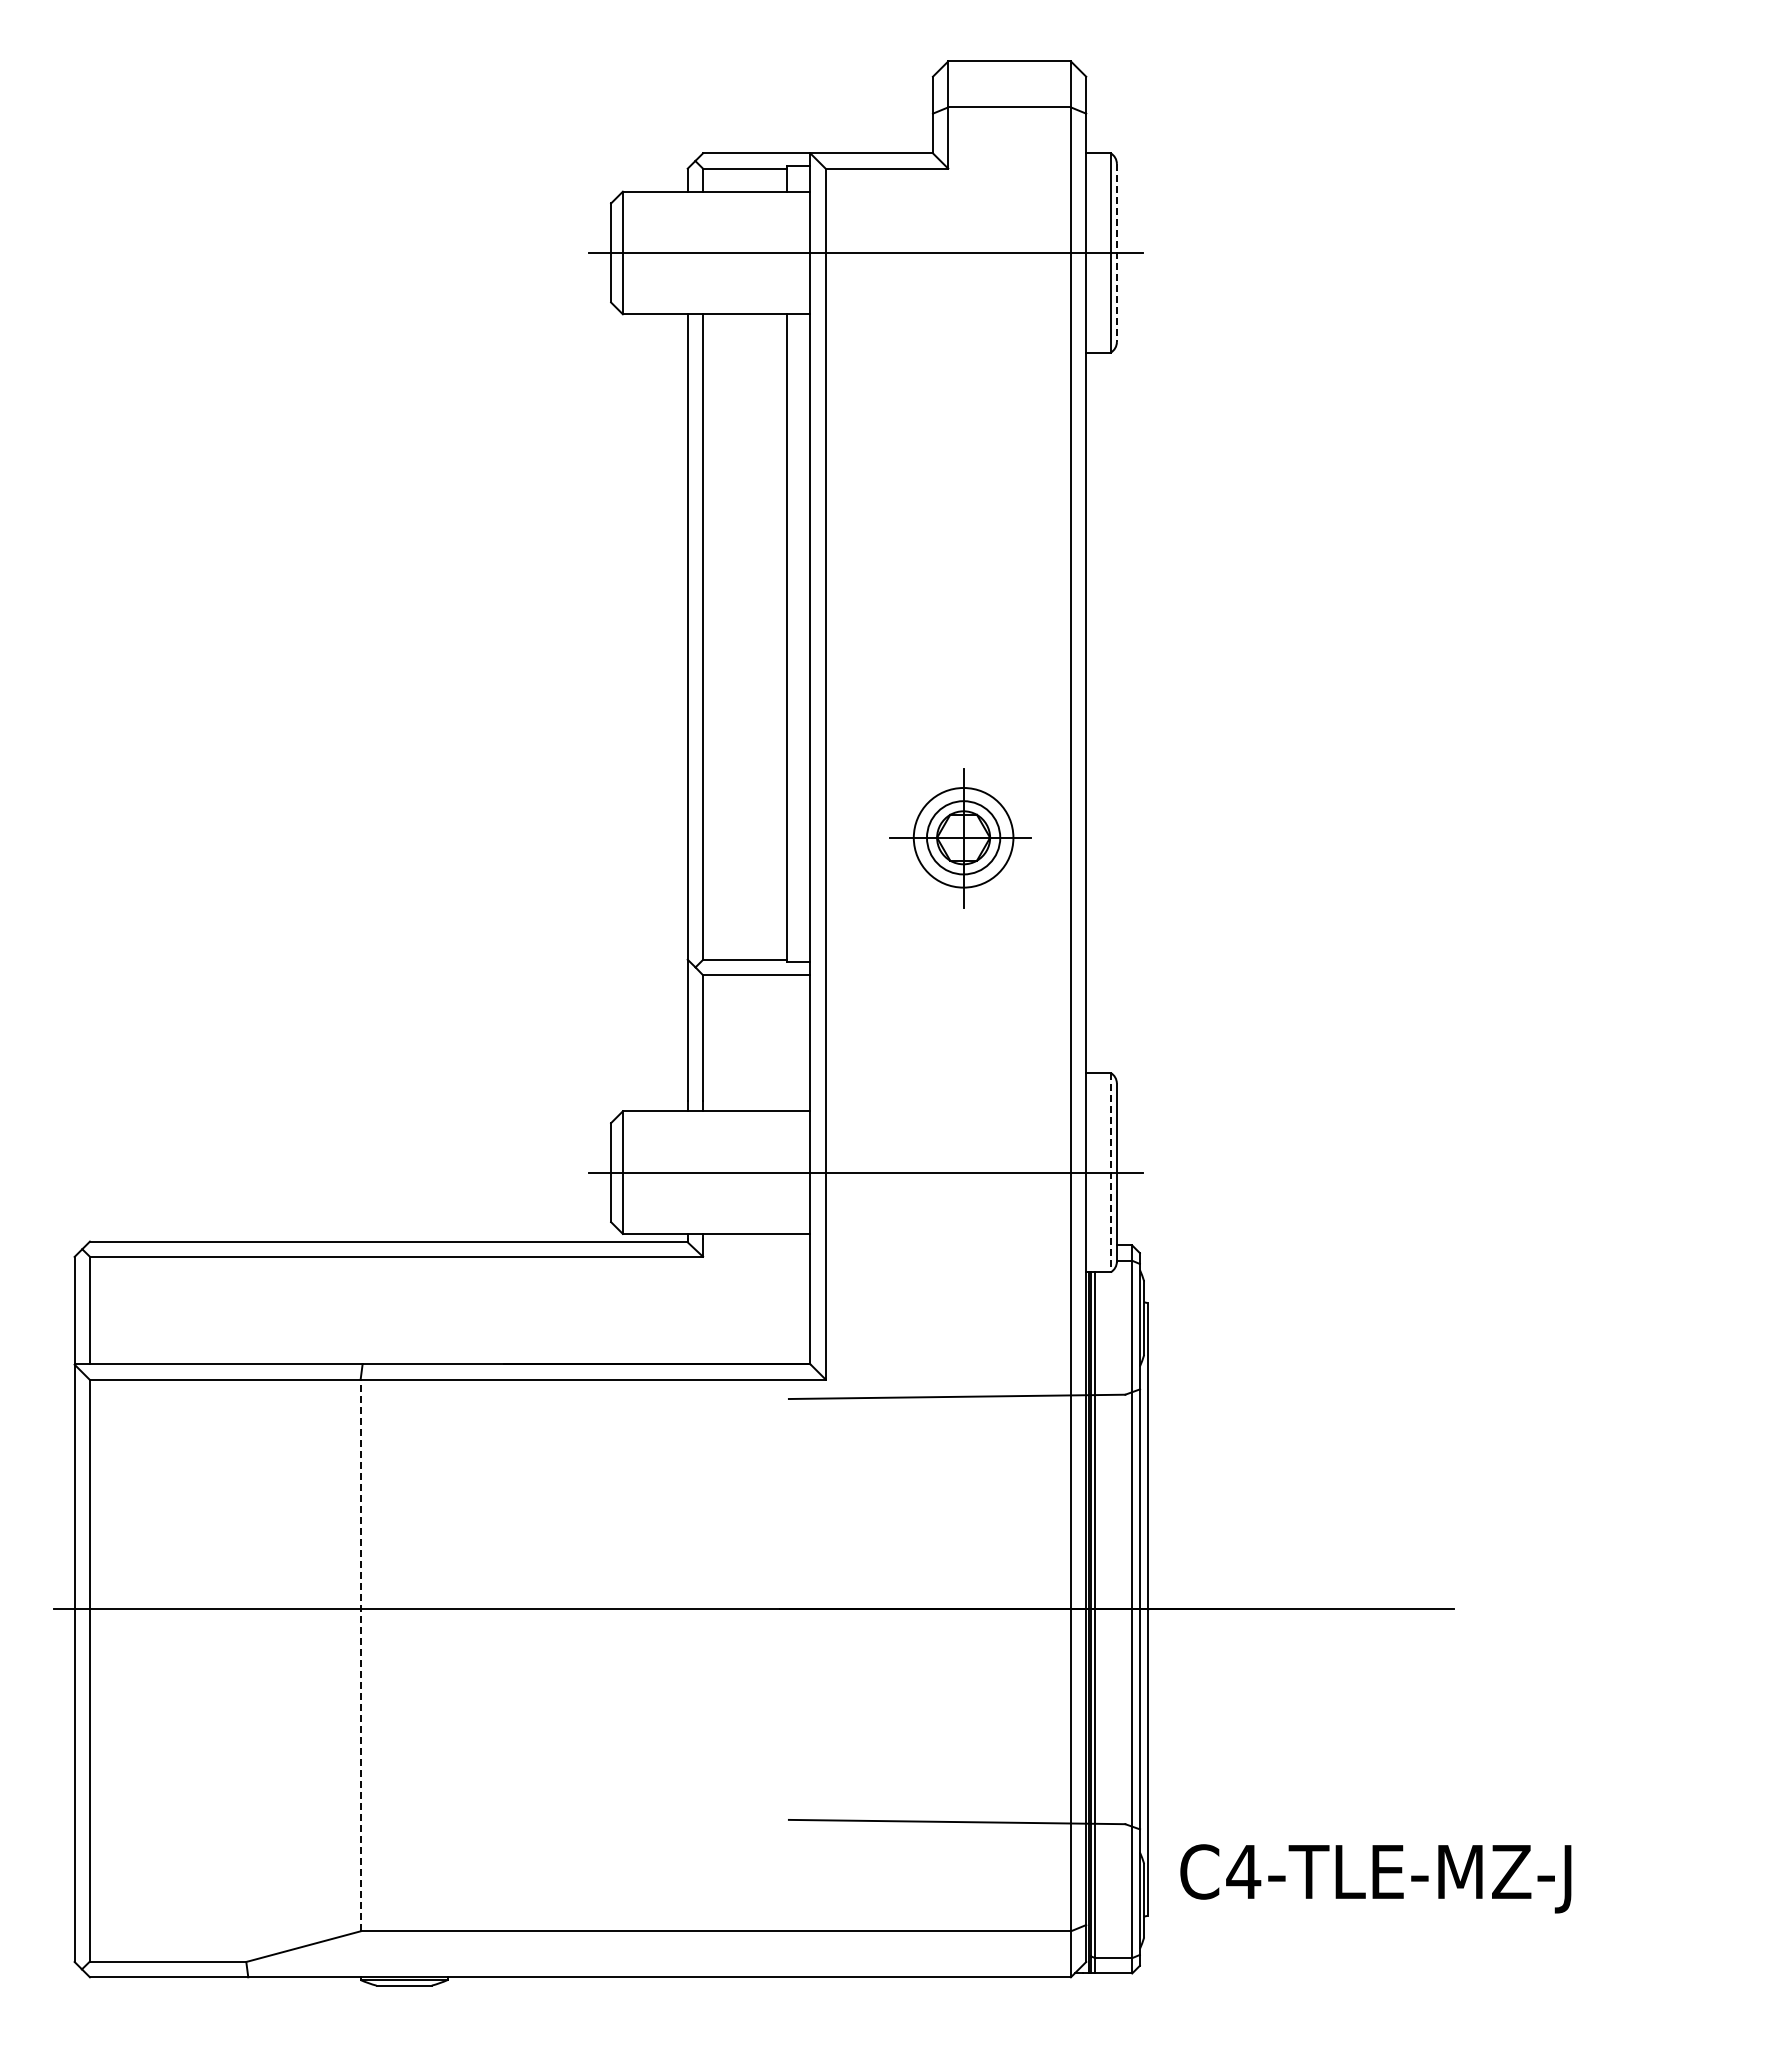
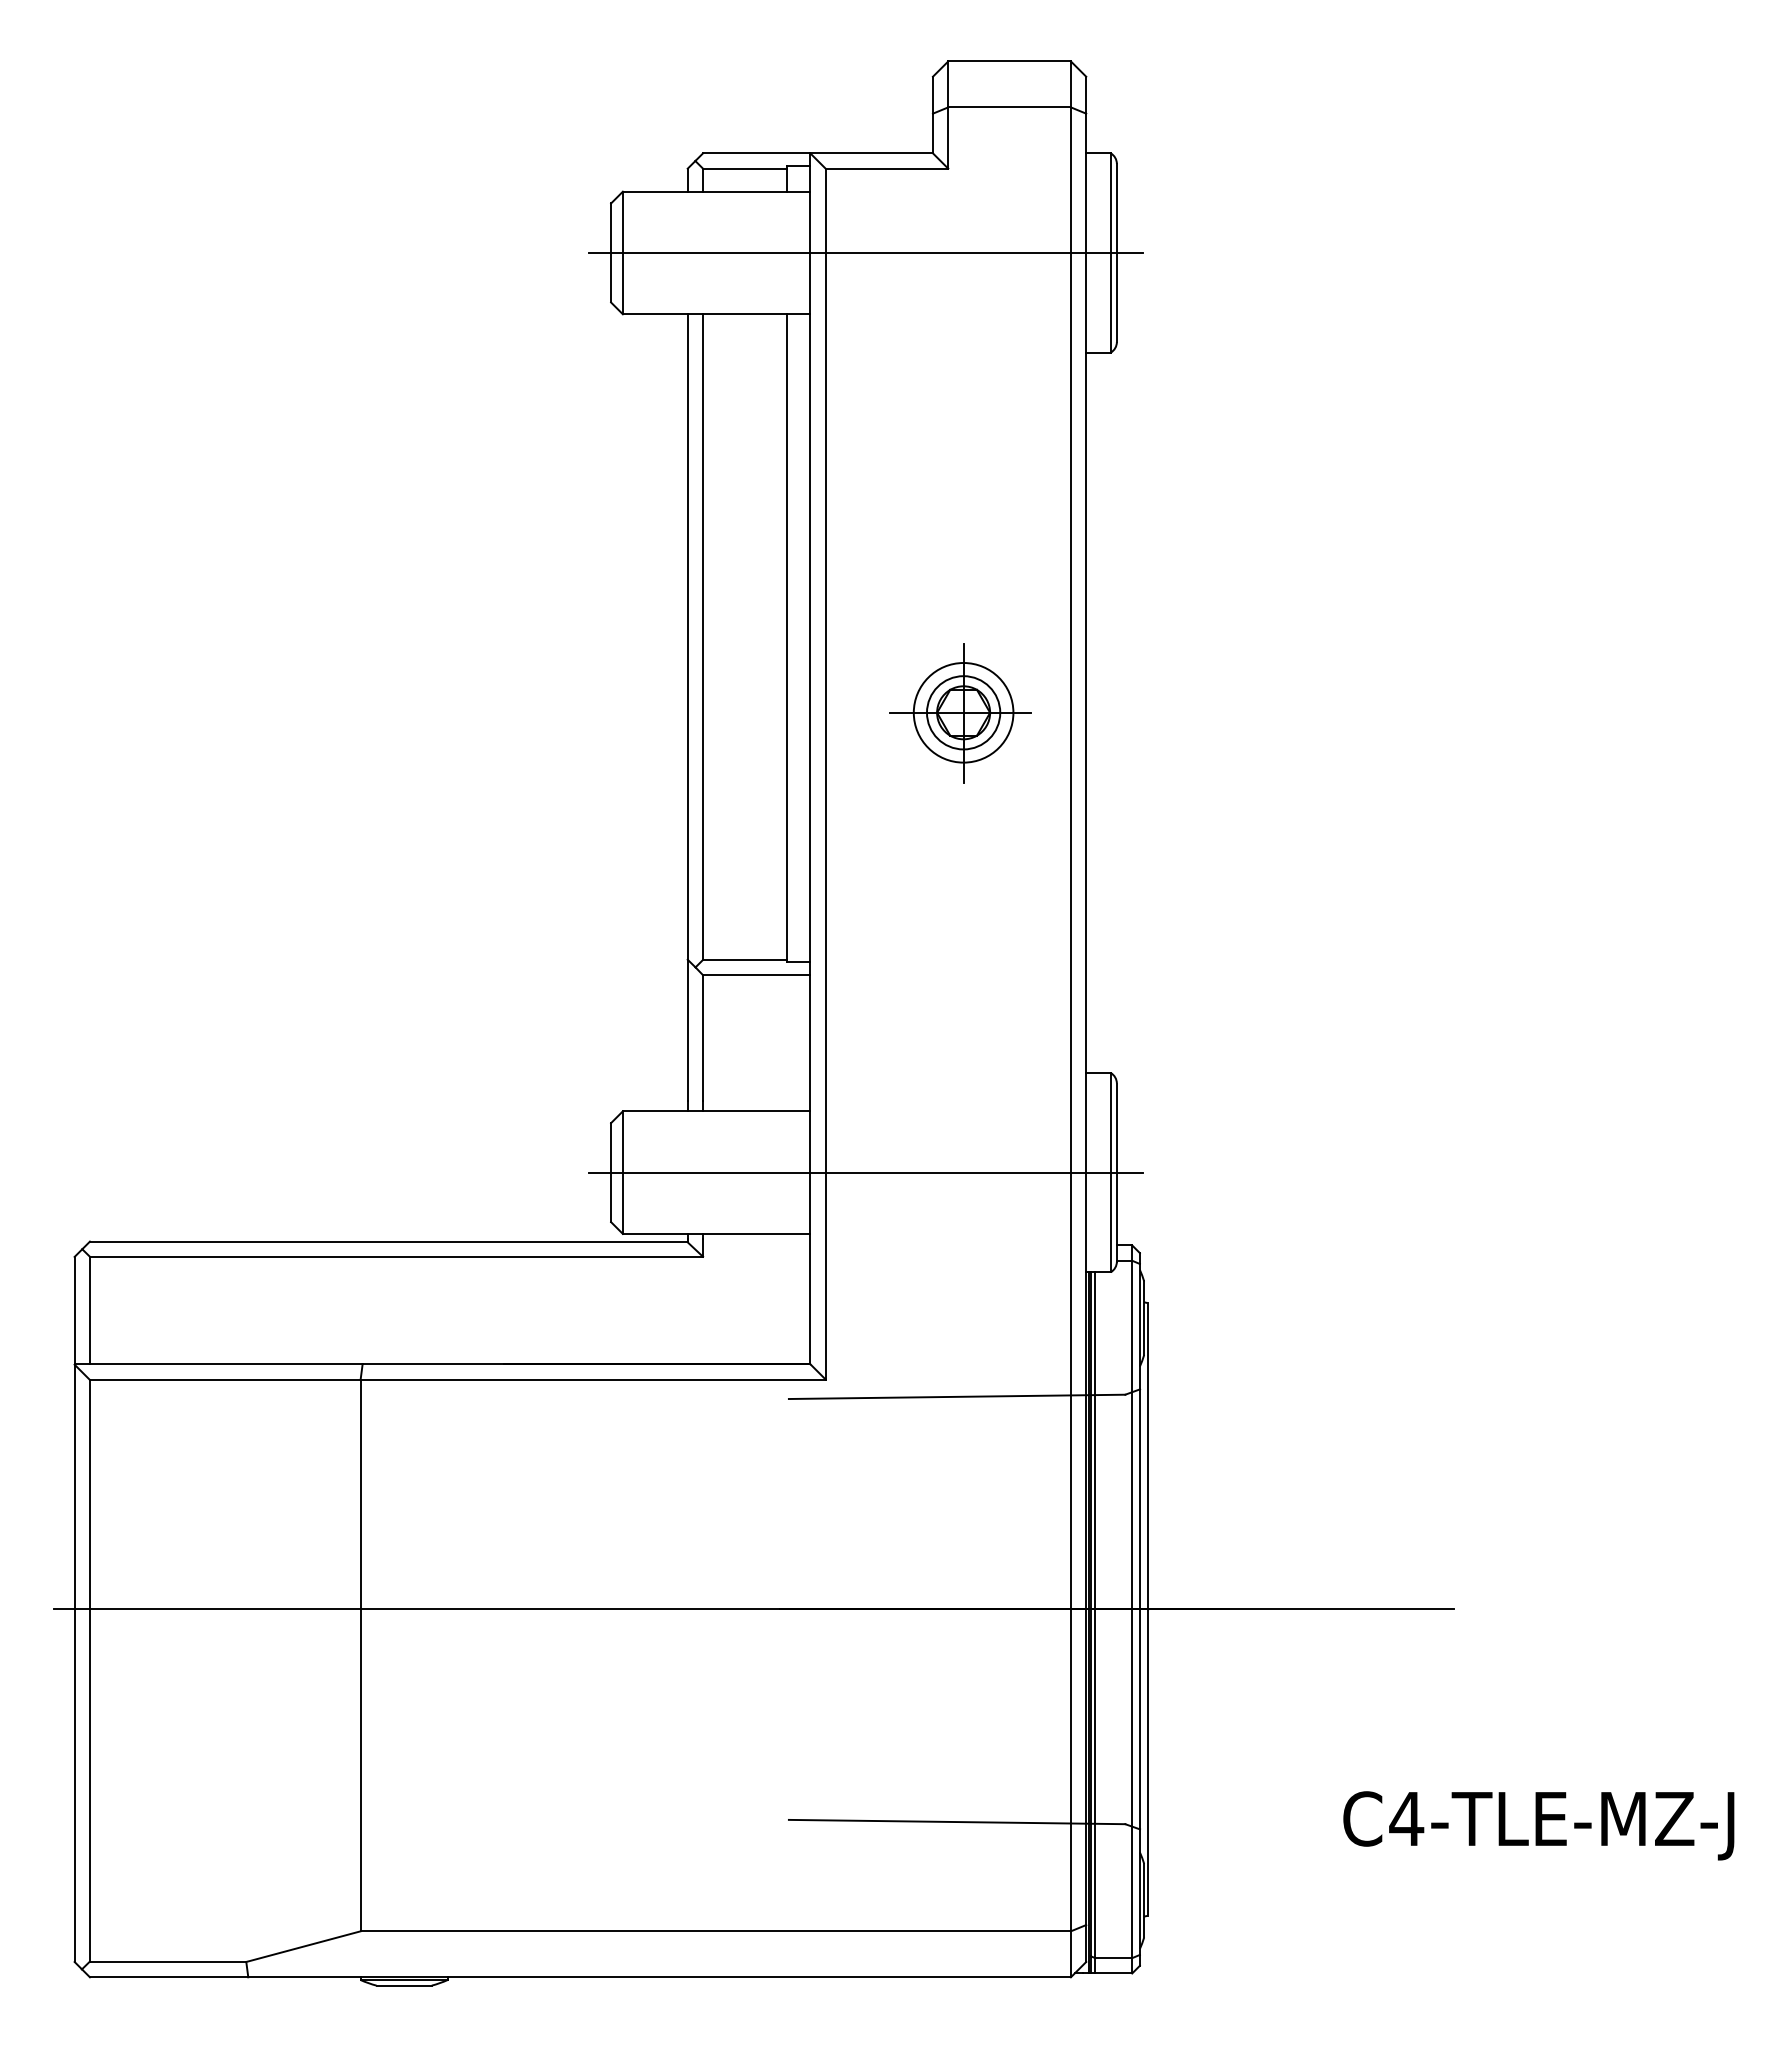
line: dashed -> solid (1116, 253)
part position: (960, 838) -> (960, 713) (960, 713)
line: dashed -> solid (1110, 1172)
line: dashed -> solid (360, 1655)
text position: (1375, 1878) -> (1538, 1825) (1538, 1825)
